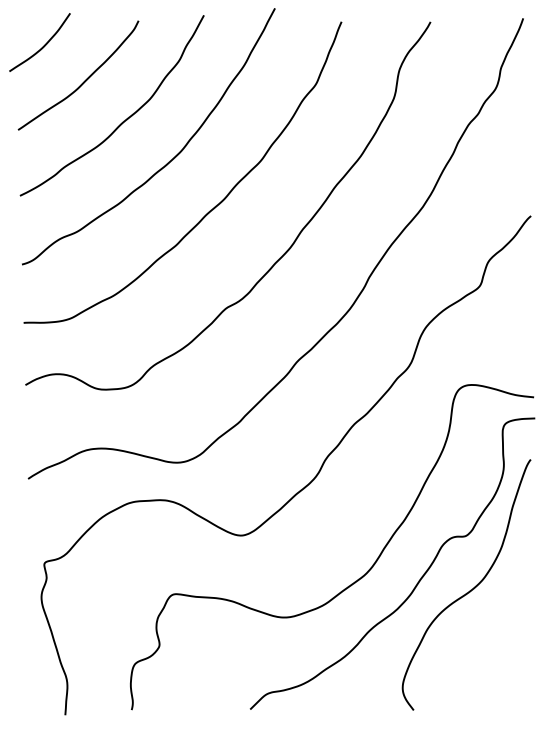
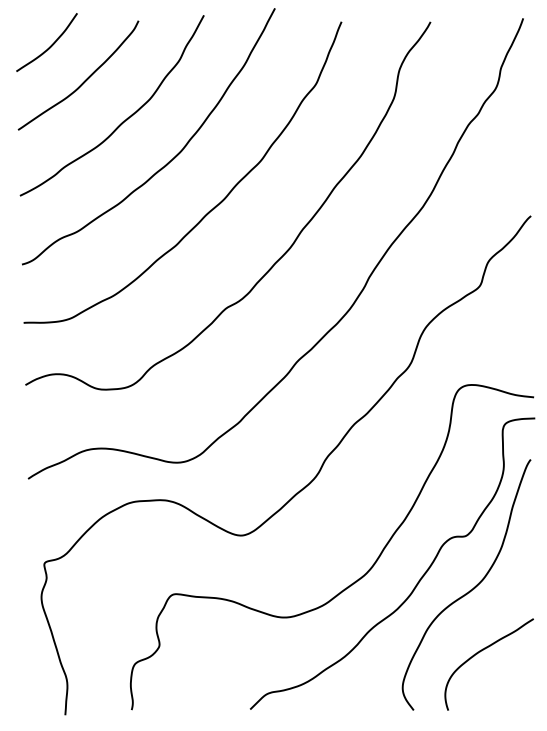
curve position: (43, 45) -> (50, 45) (50, 45)
curve: none -> present (480, 652)
